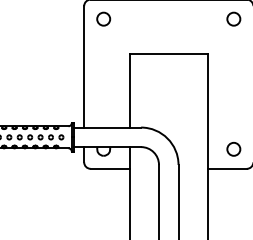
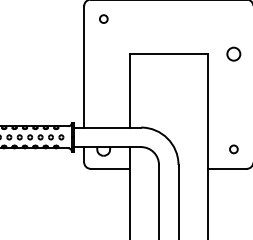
circle size: 16x16 px -> 10x10 px (103, 18)
circle position: (233, 18) -> (233, 53) (233, 53)
circle size: 16x15 px -> 10x11 px (233, 149)
